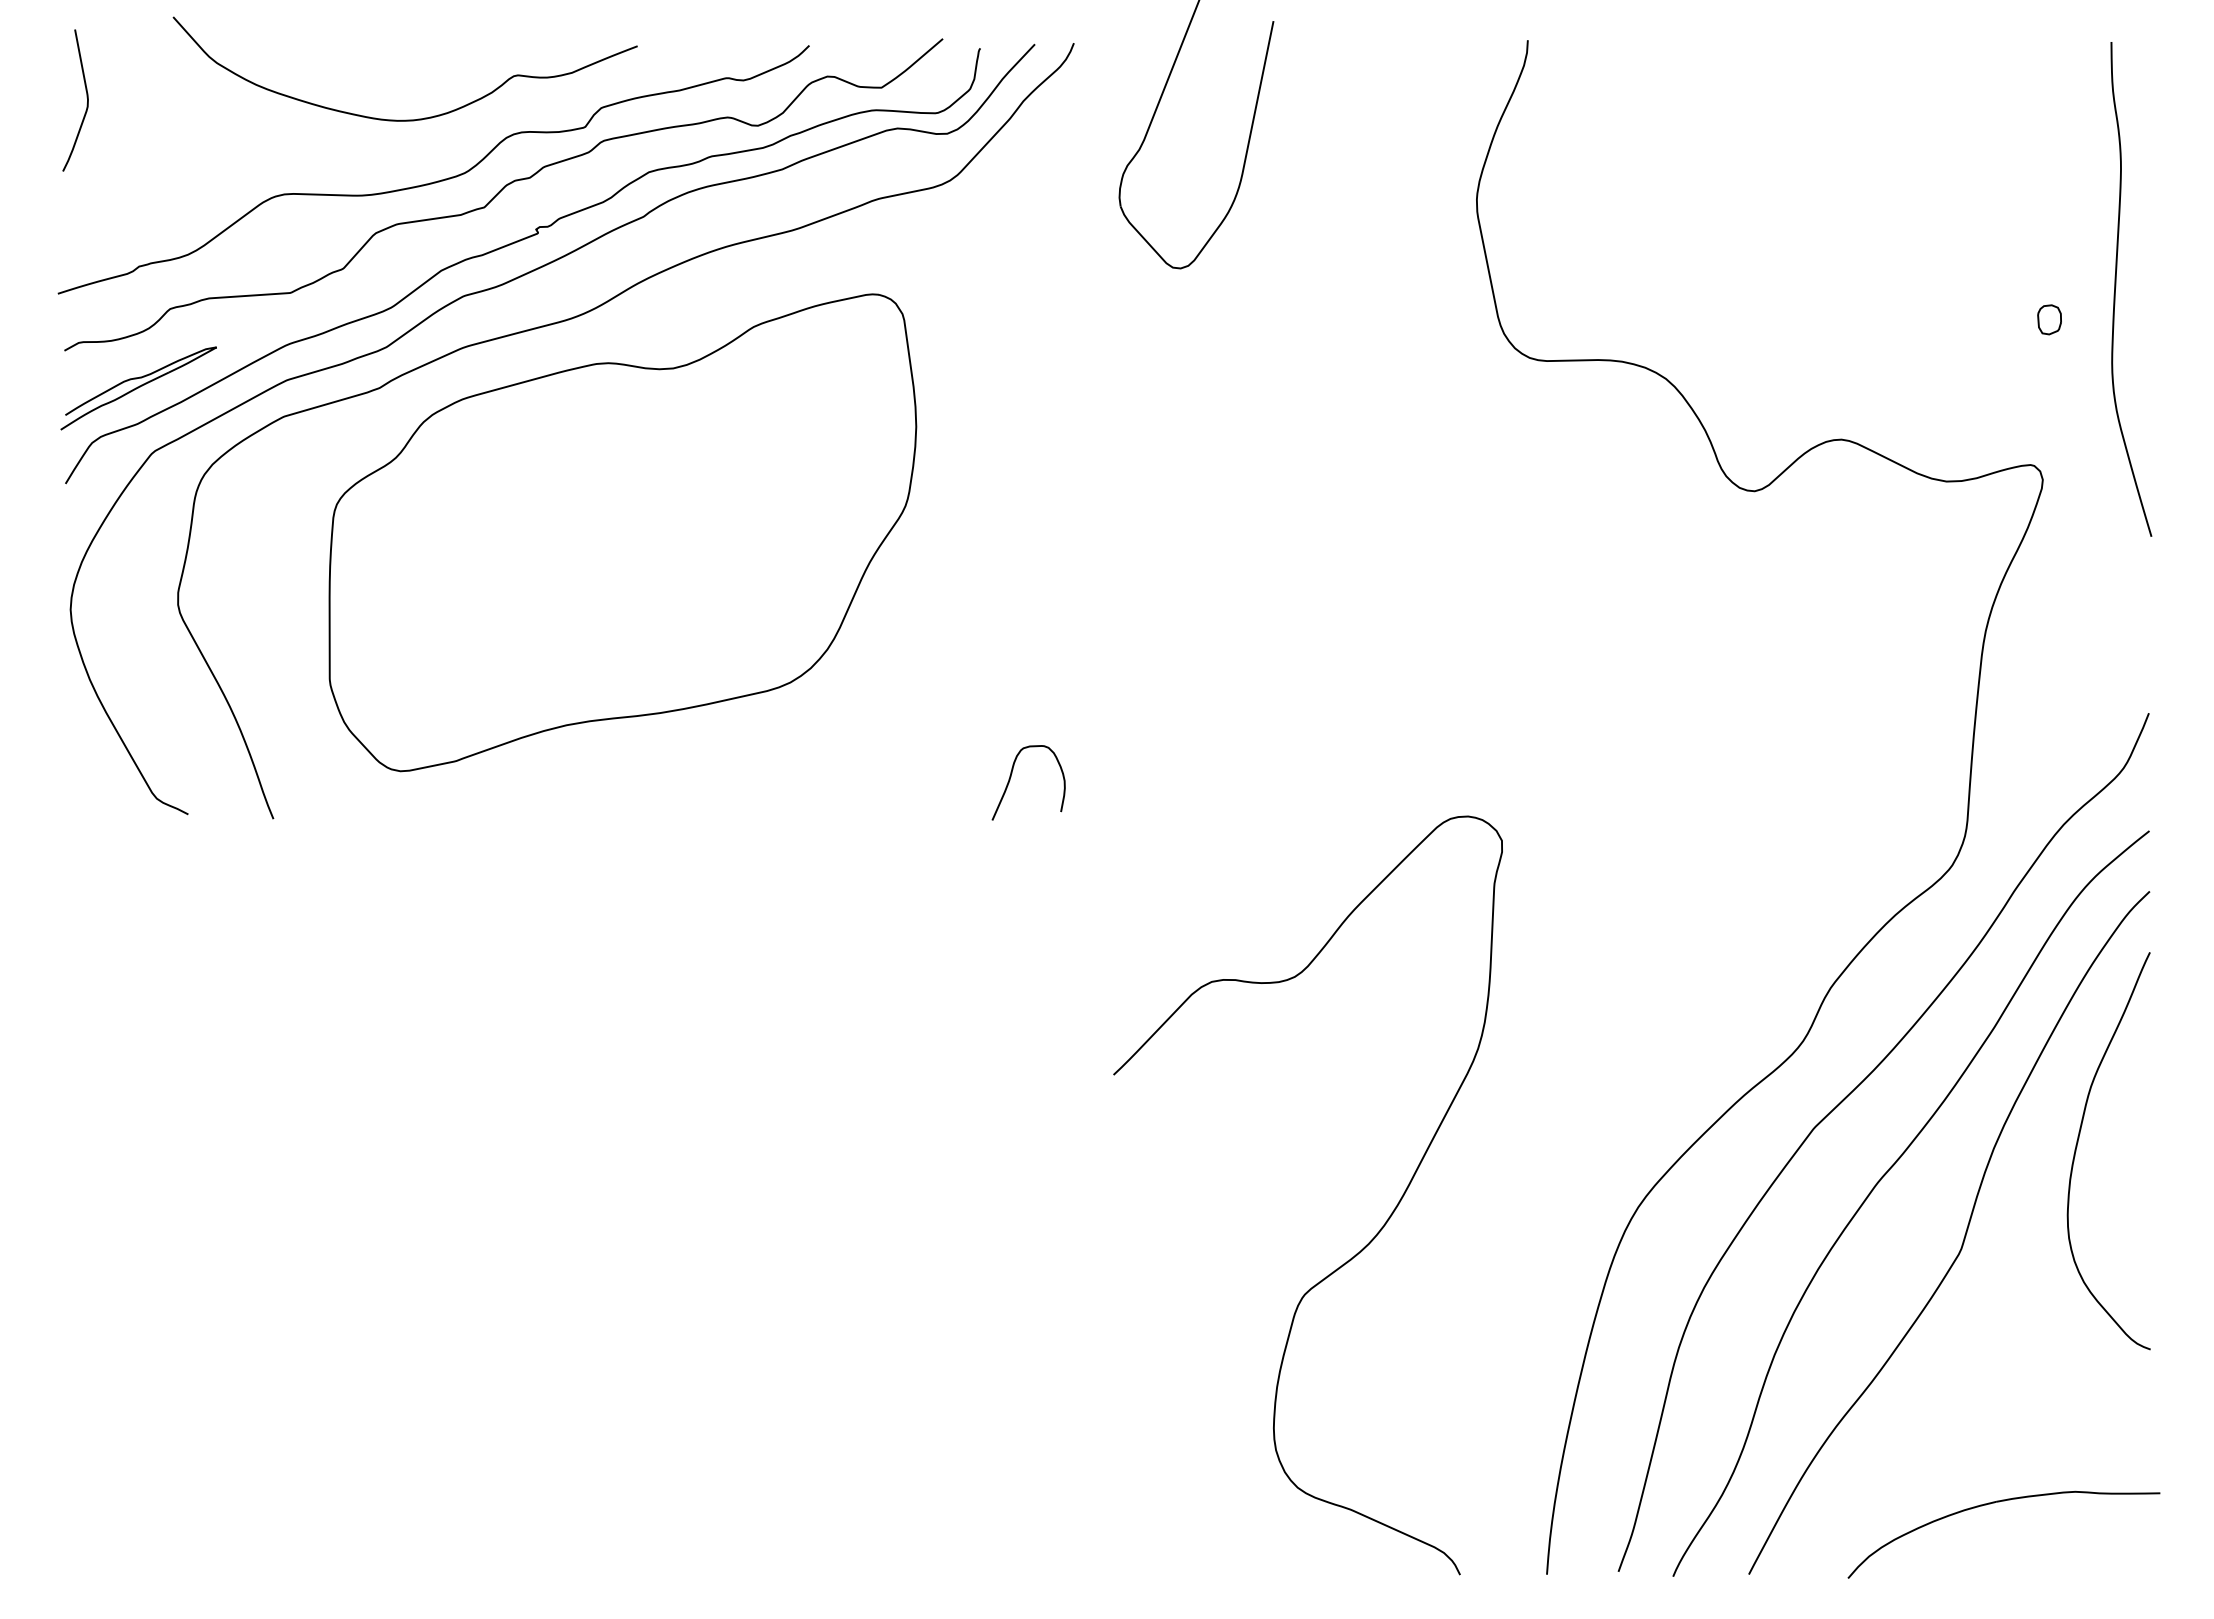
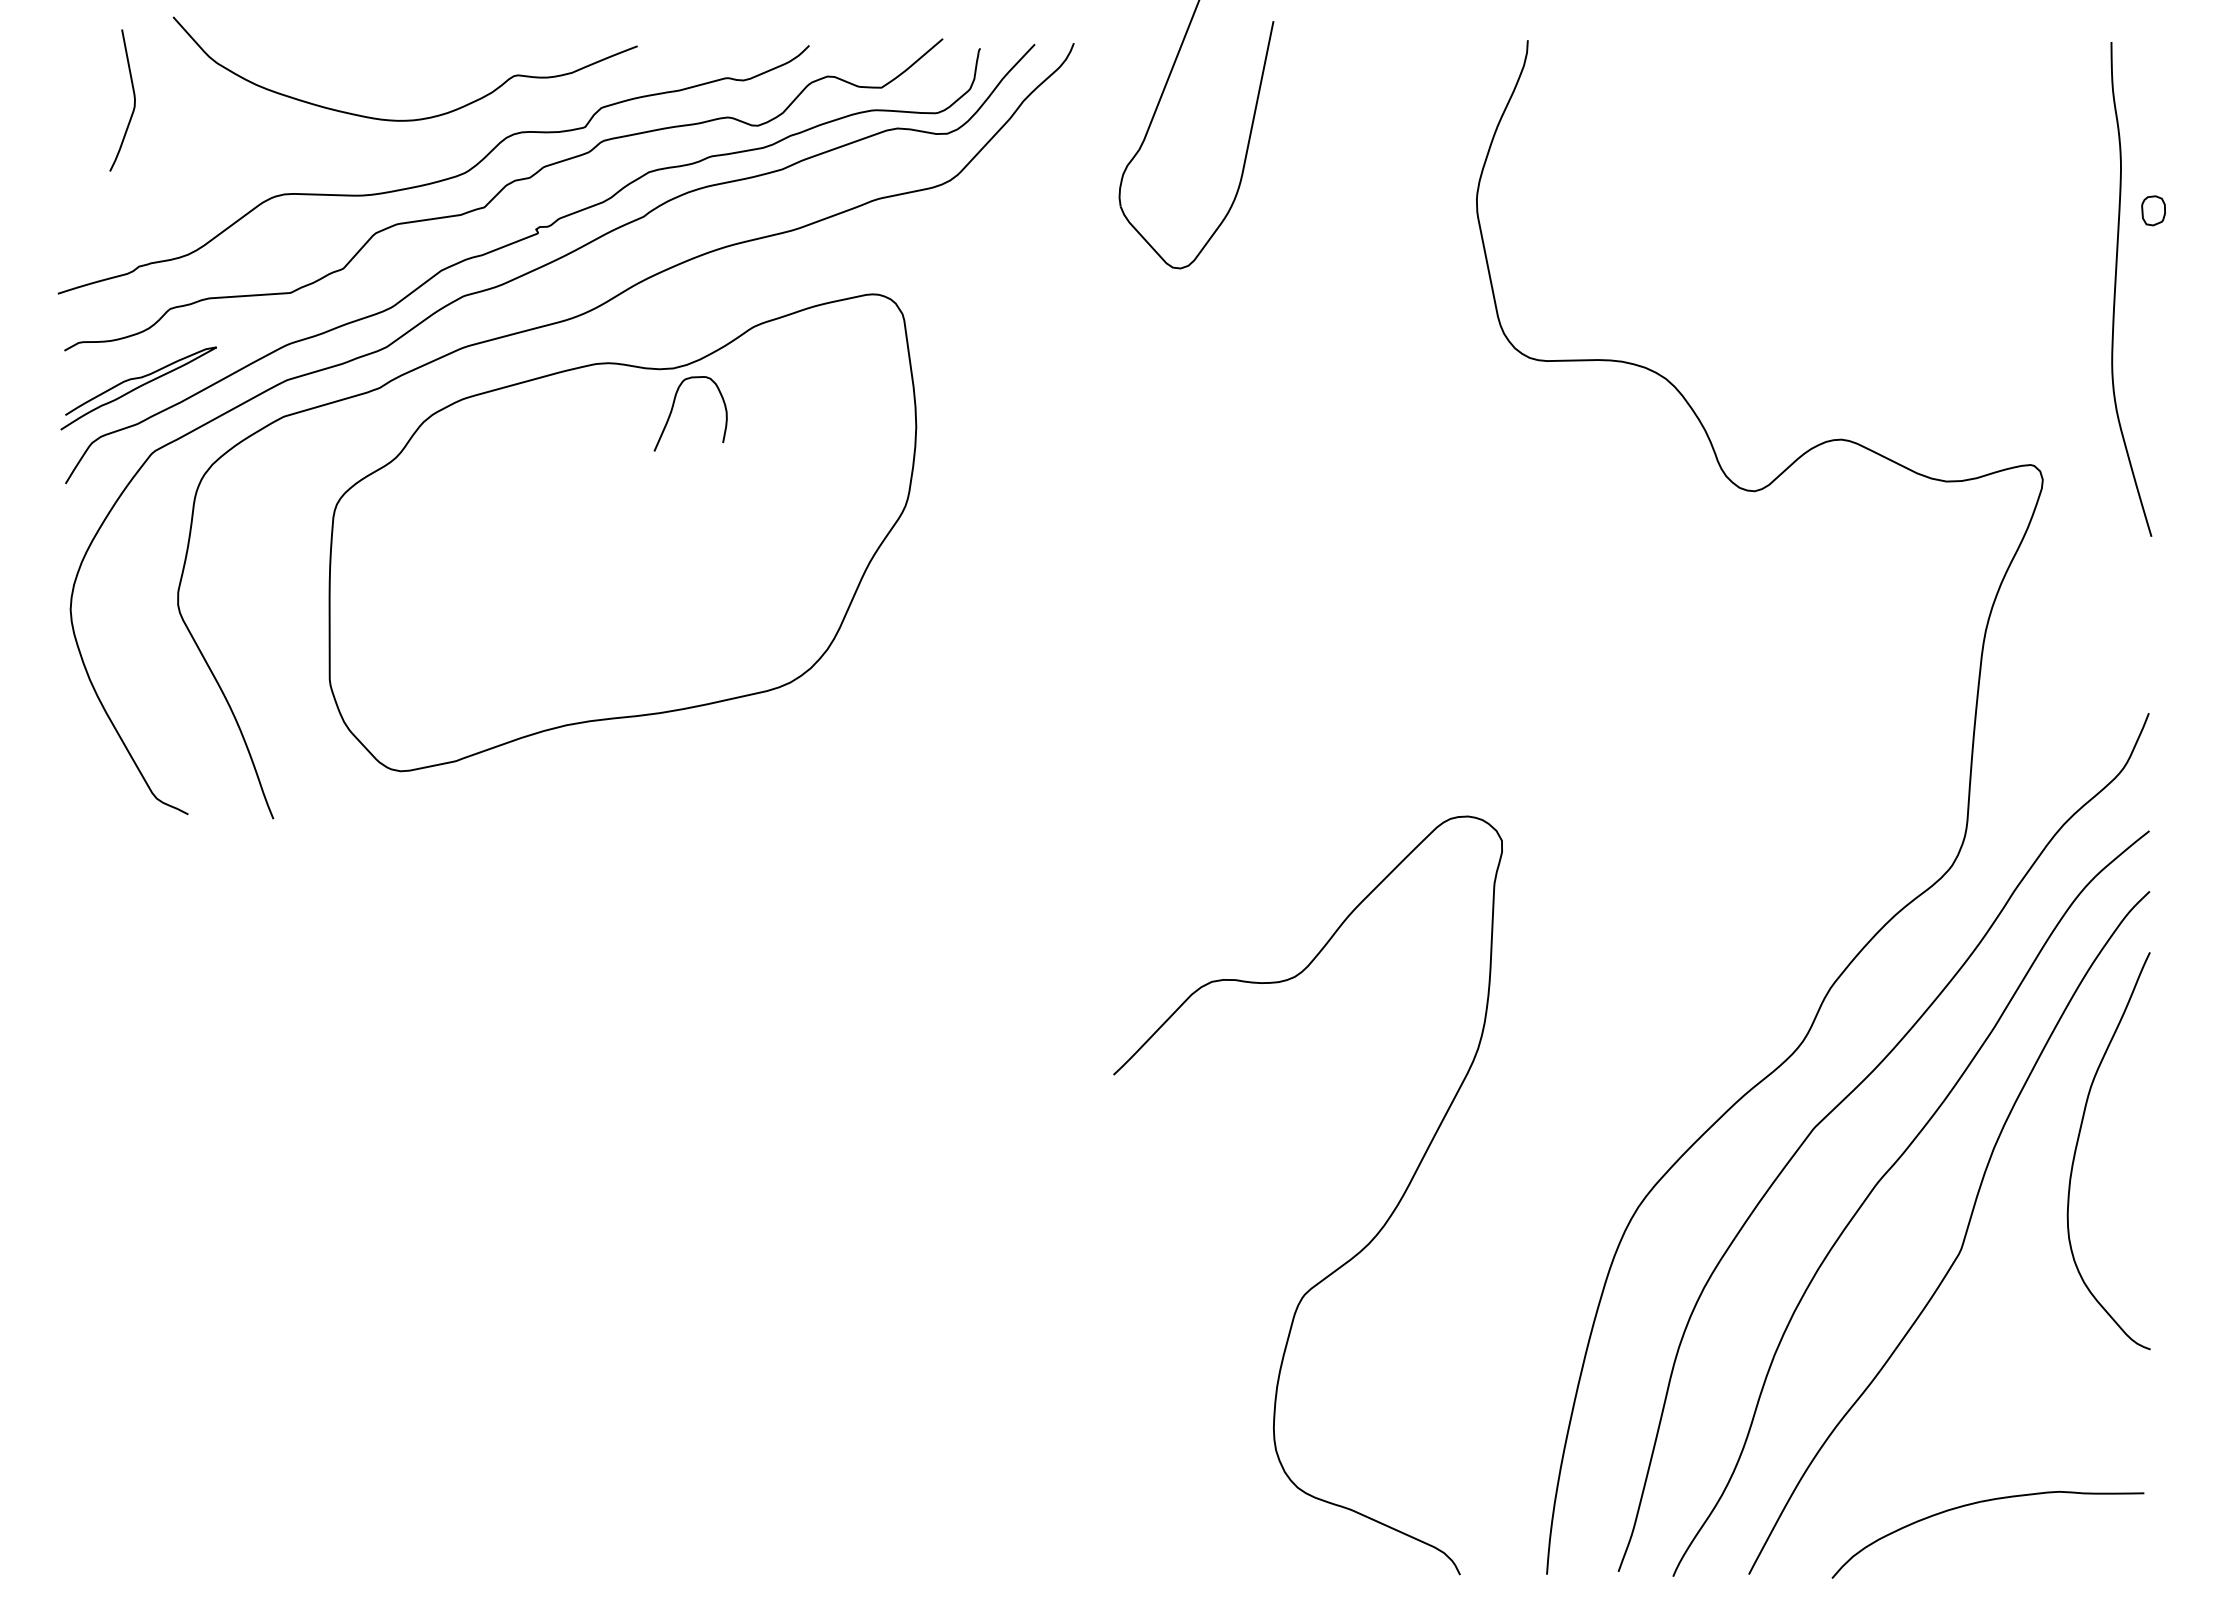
curve position: (86, 97) -> (133, 97) (133, 97)
part position: (2049, 319) -> (2153, 210) (2153, 210)
curve position: (1011, 777) -> (673, 408) (673, 408)
part position: (1999, 1502) -> (1983, 1502) (1983, 1502)
